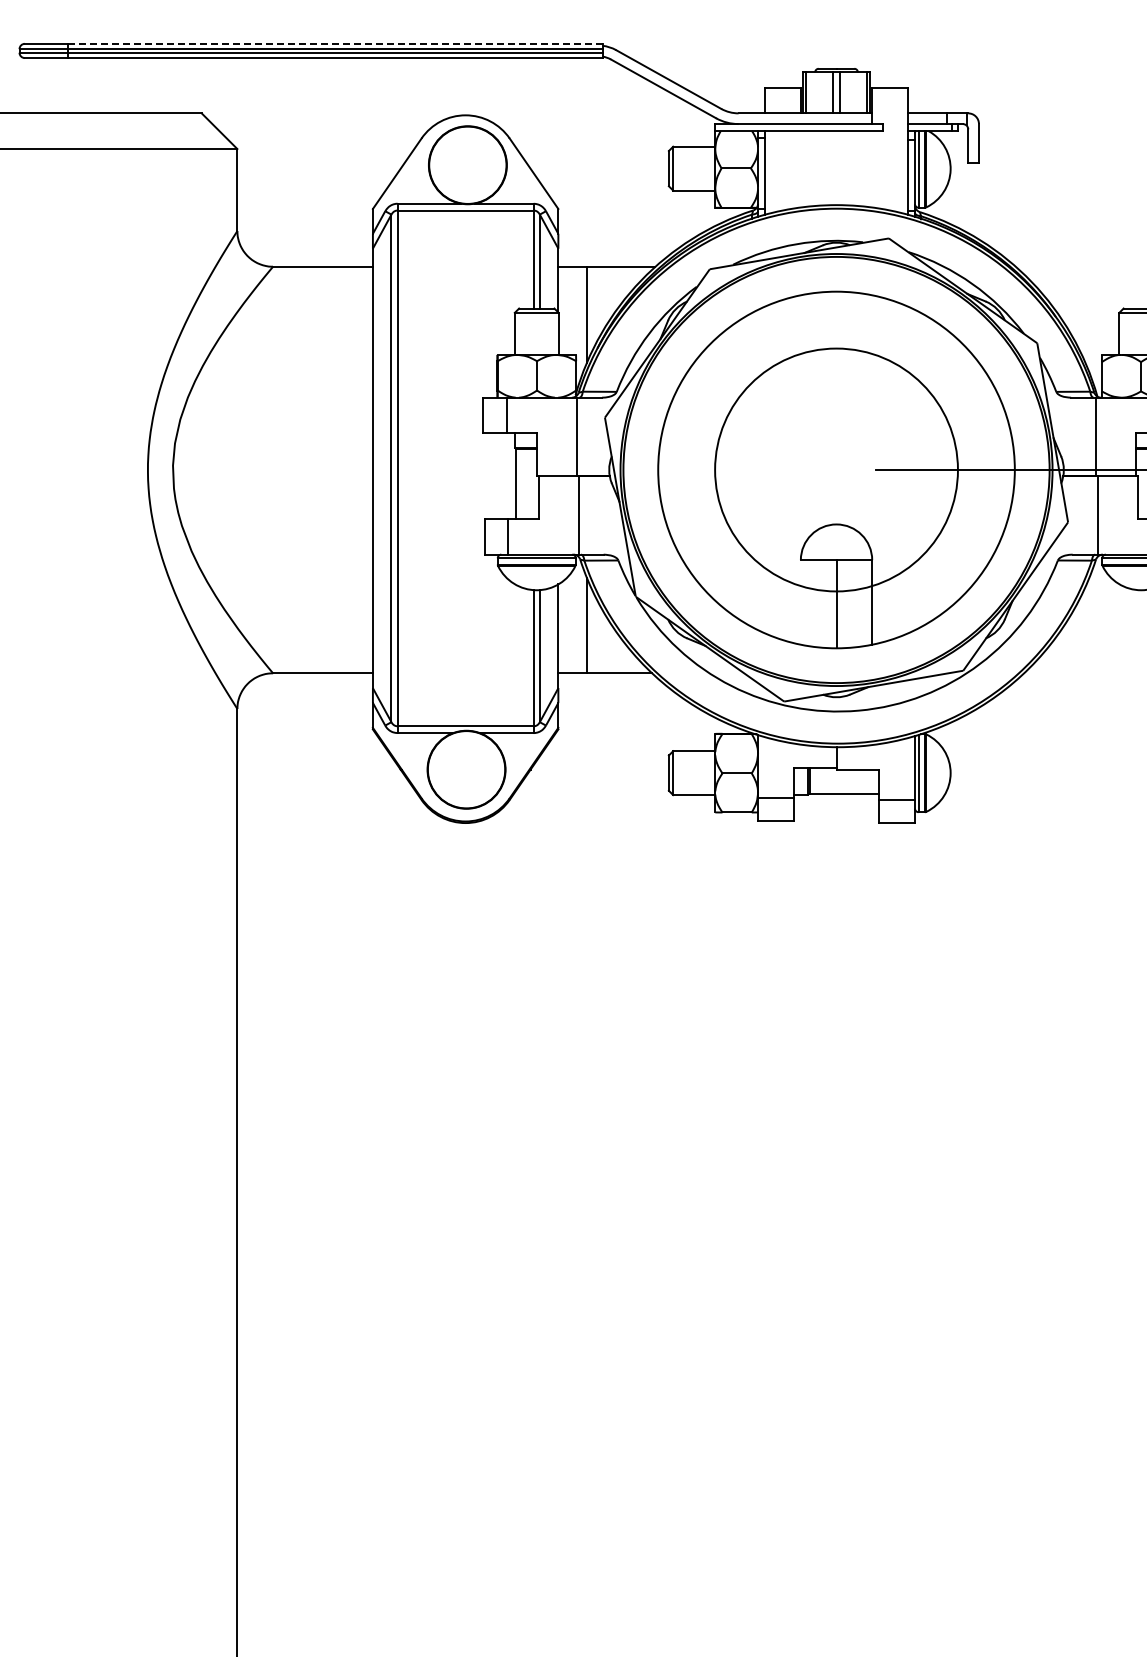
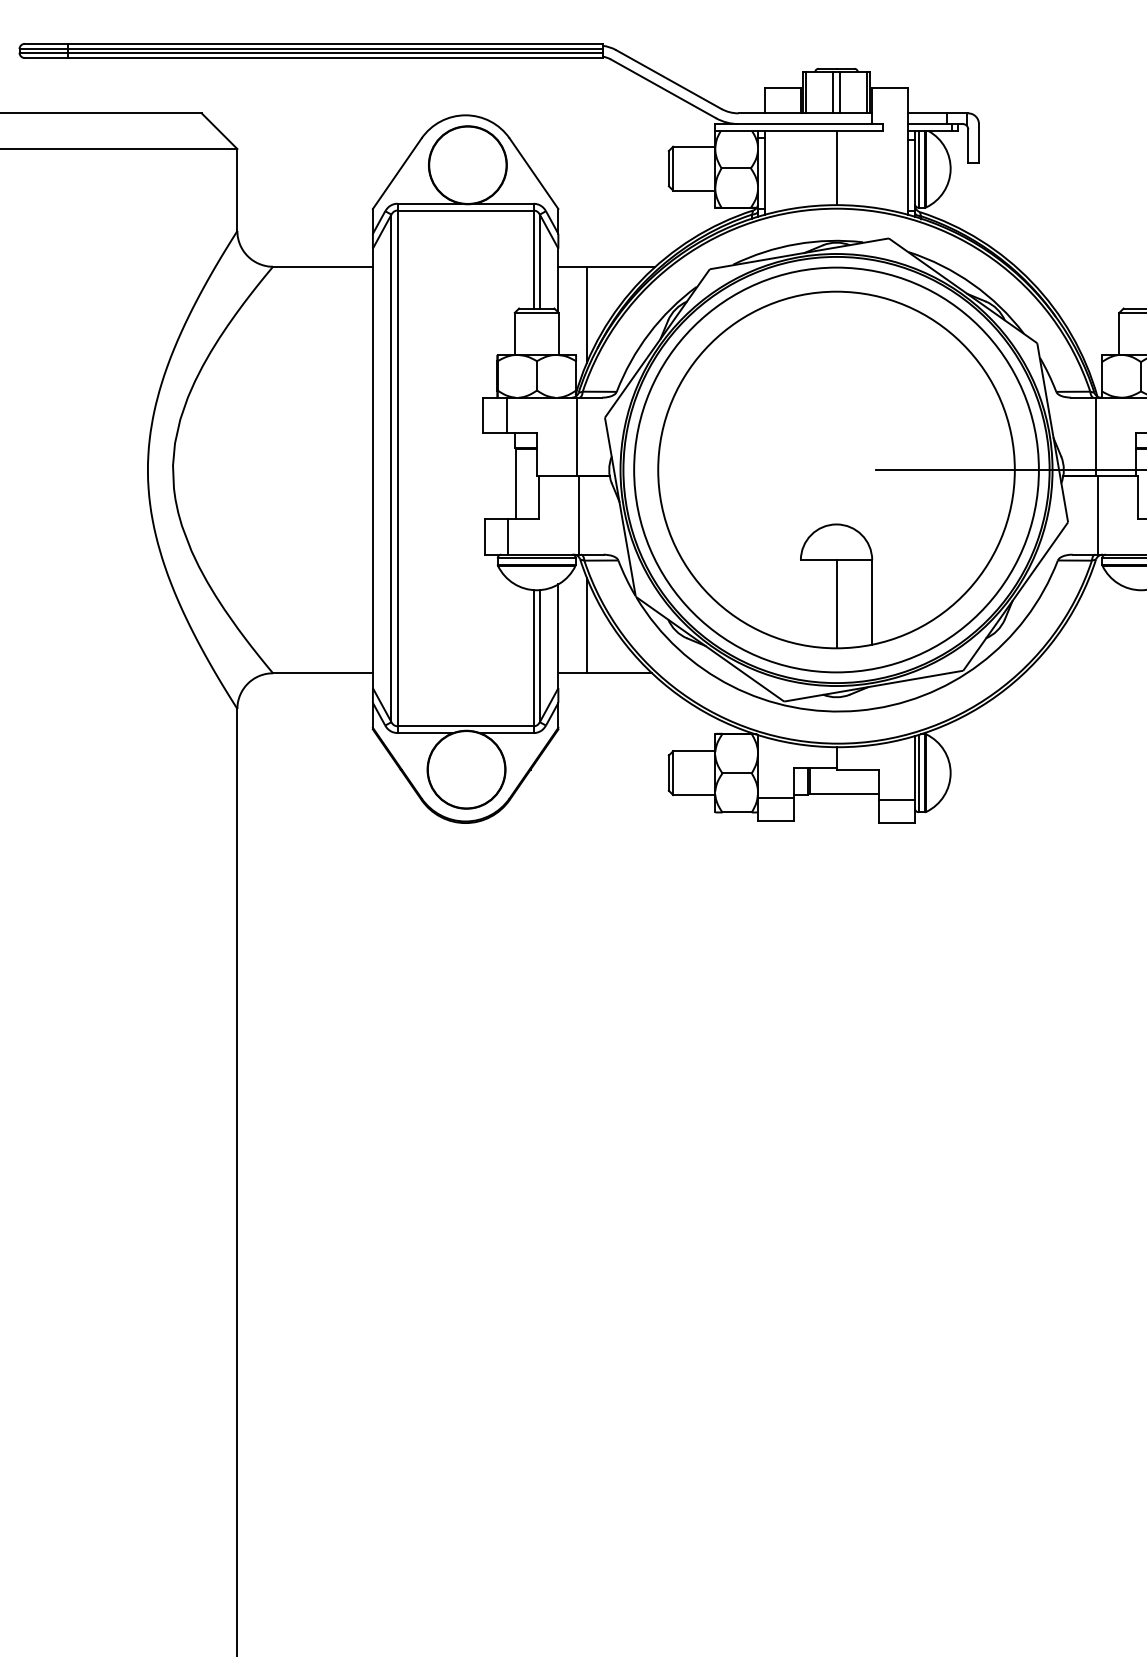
line: dashed -> solid (335, 43)
line: none -> present (836, 168)
circle diameter: 243 px -> 405 px (836, 469)
